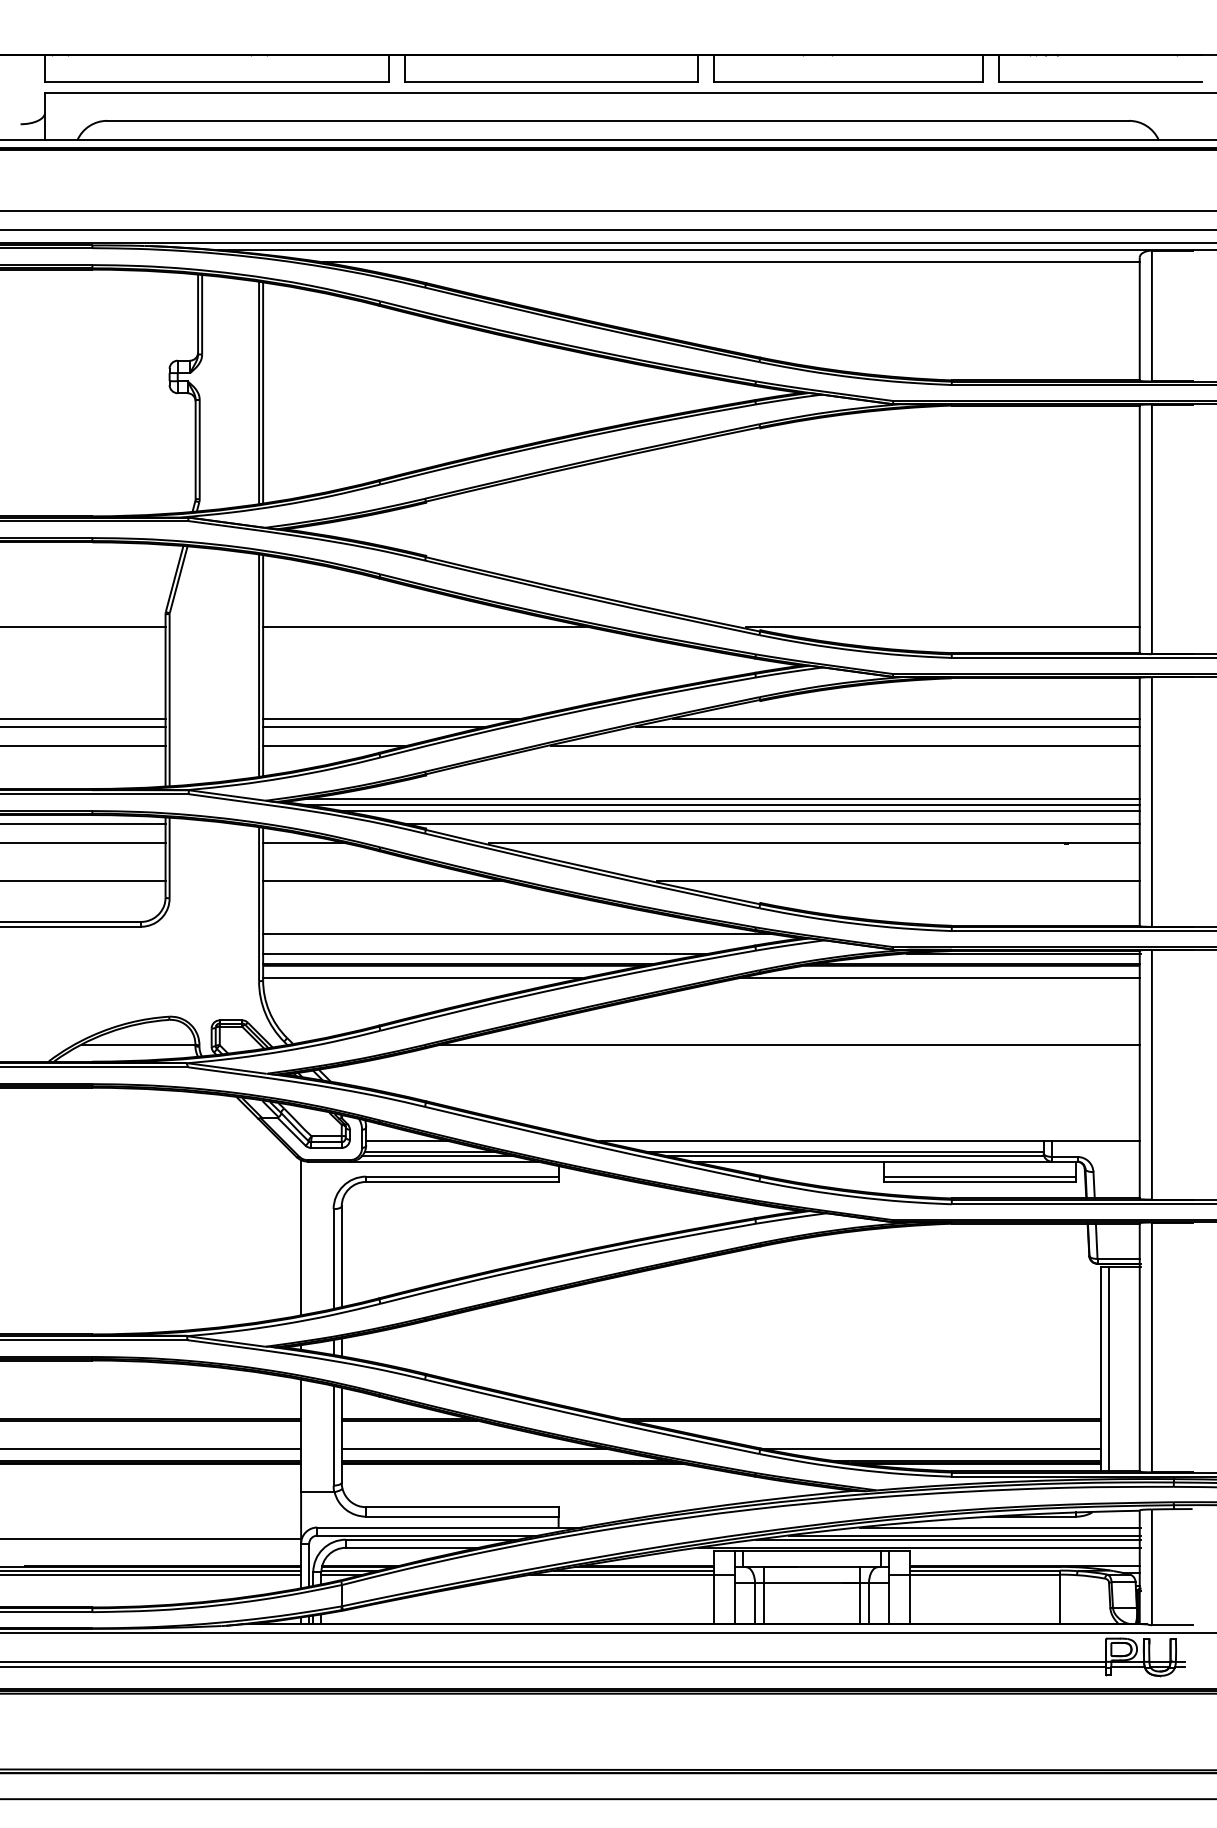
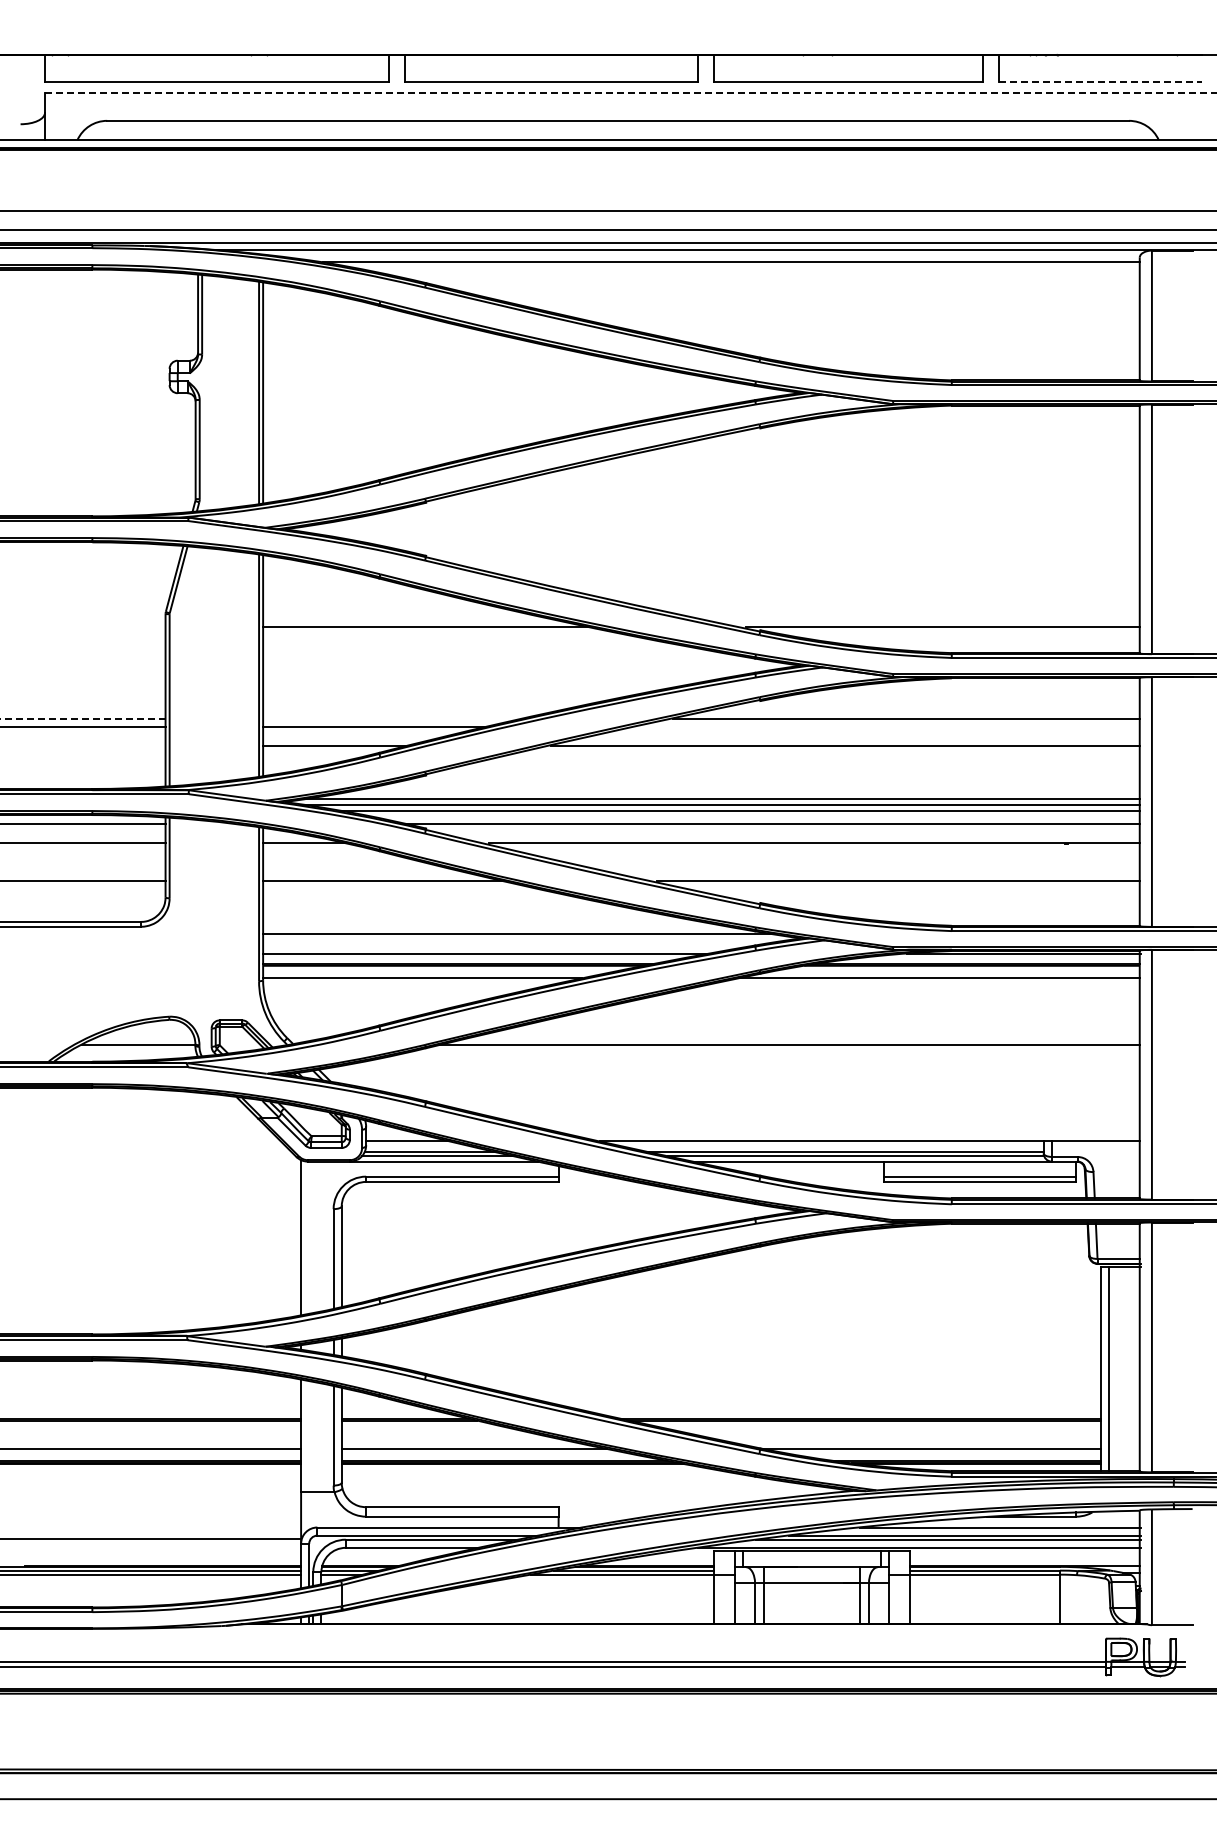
line: solid -> dashed (1100, 81)
line: solid -> dashed (630, 92)
line: present -> none (83, 627)
line: solid -> dashed (82, 719)
line: present -> none (391, 719)
line: present -> none (887, 727)
line: present -> none (83, 746)
line: present -> none (607, 1633)
